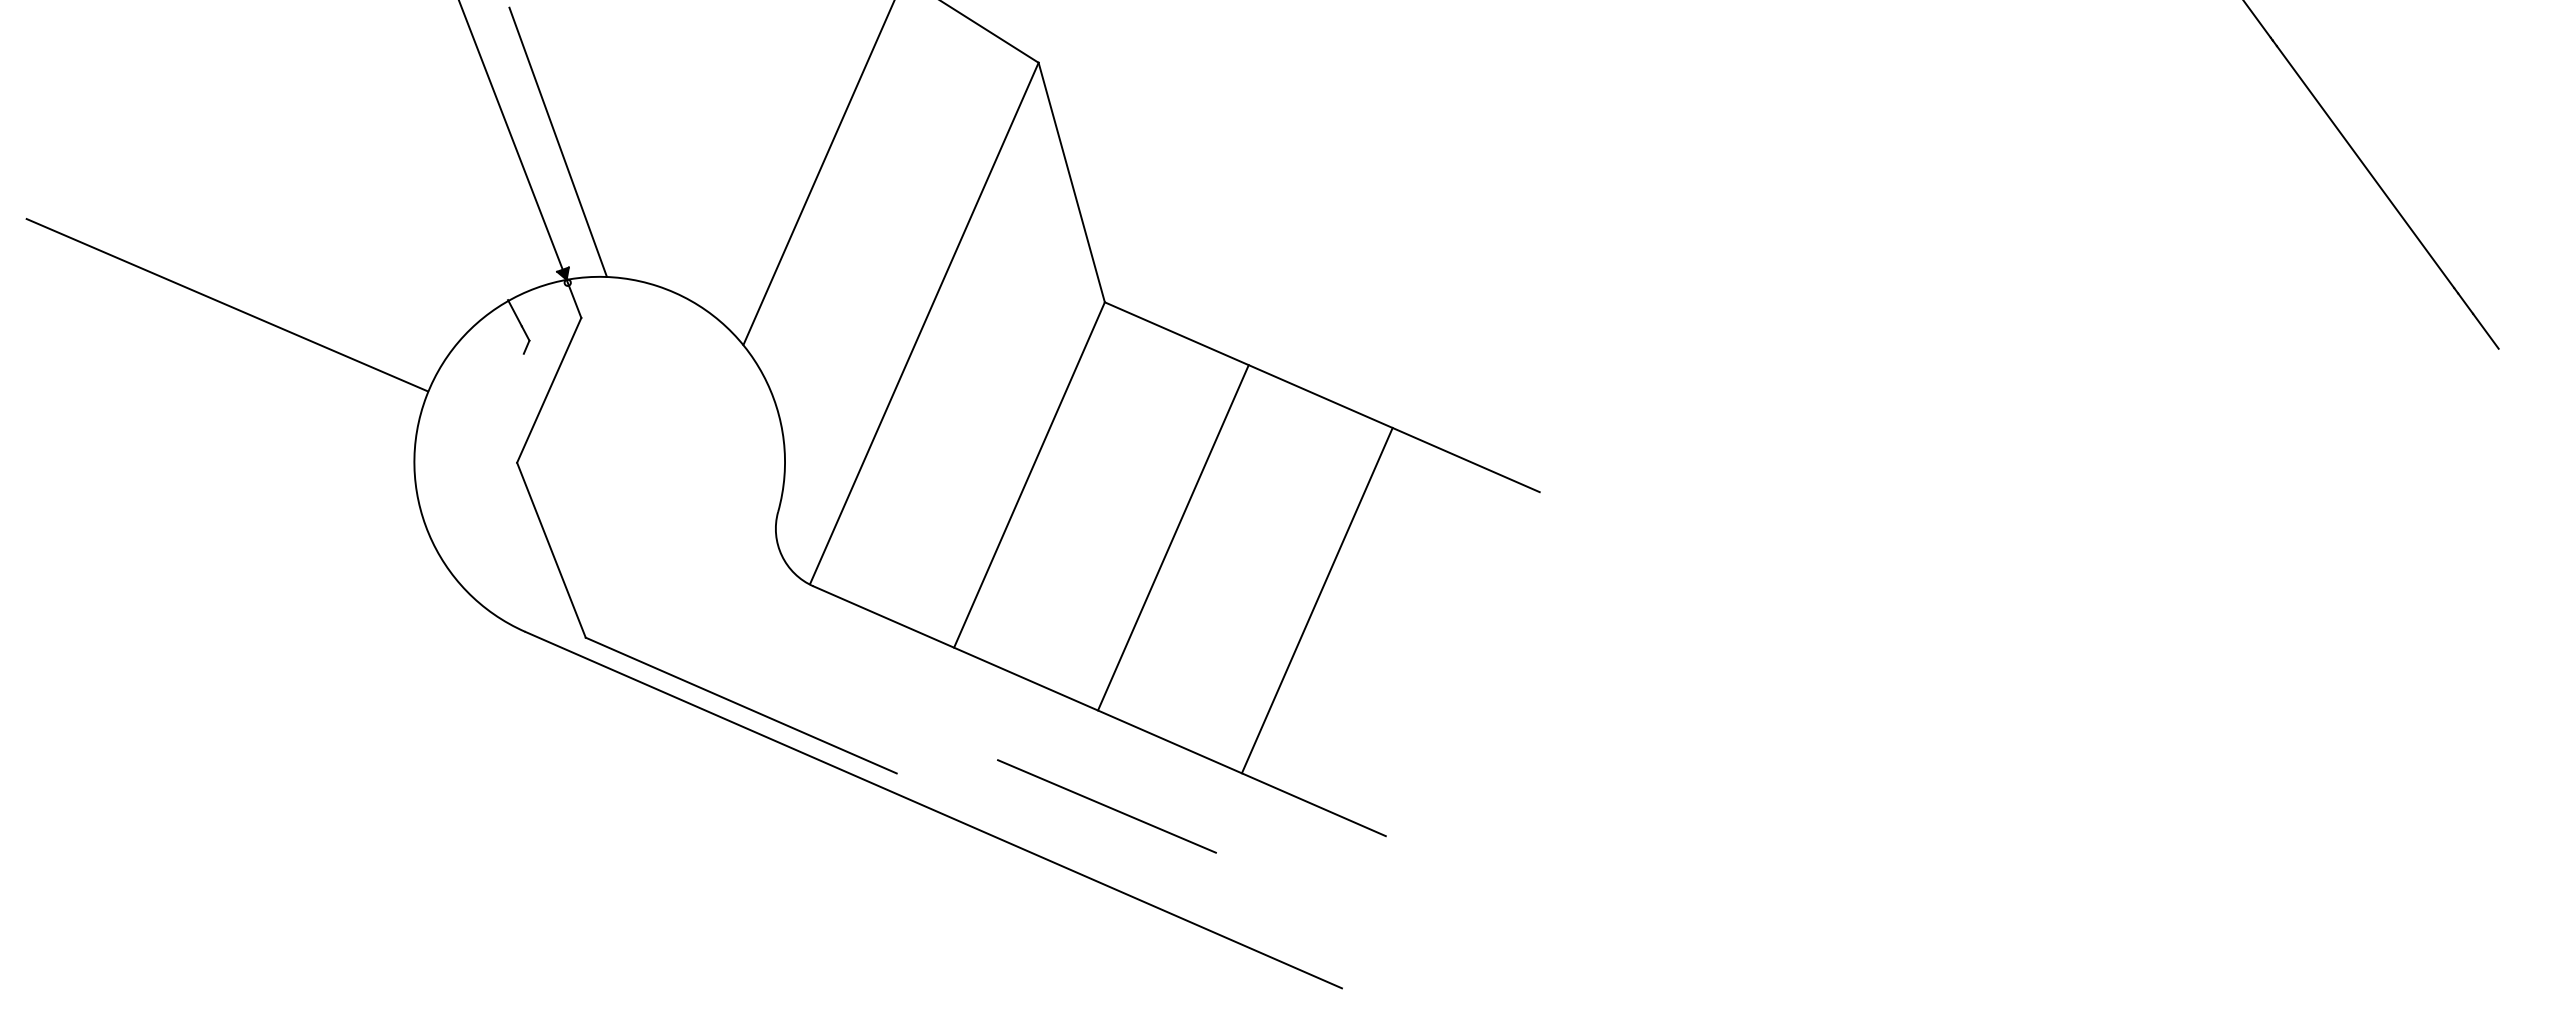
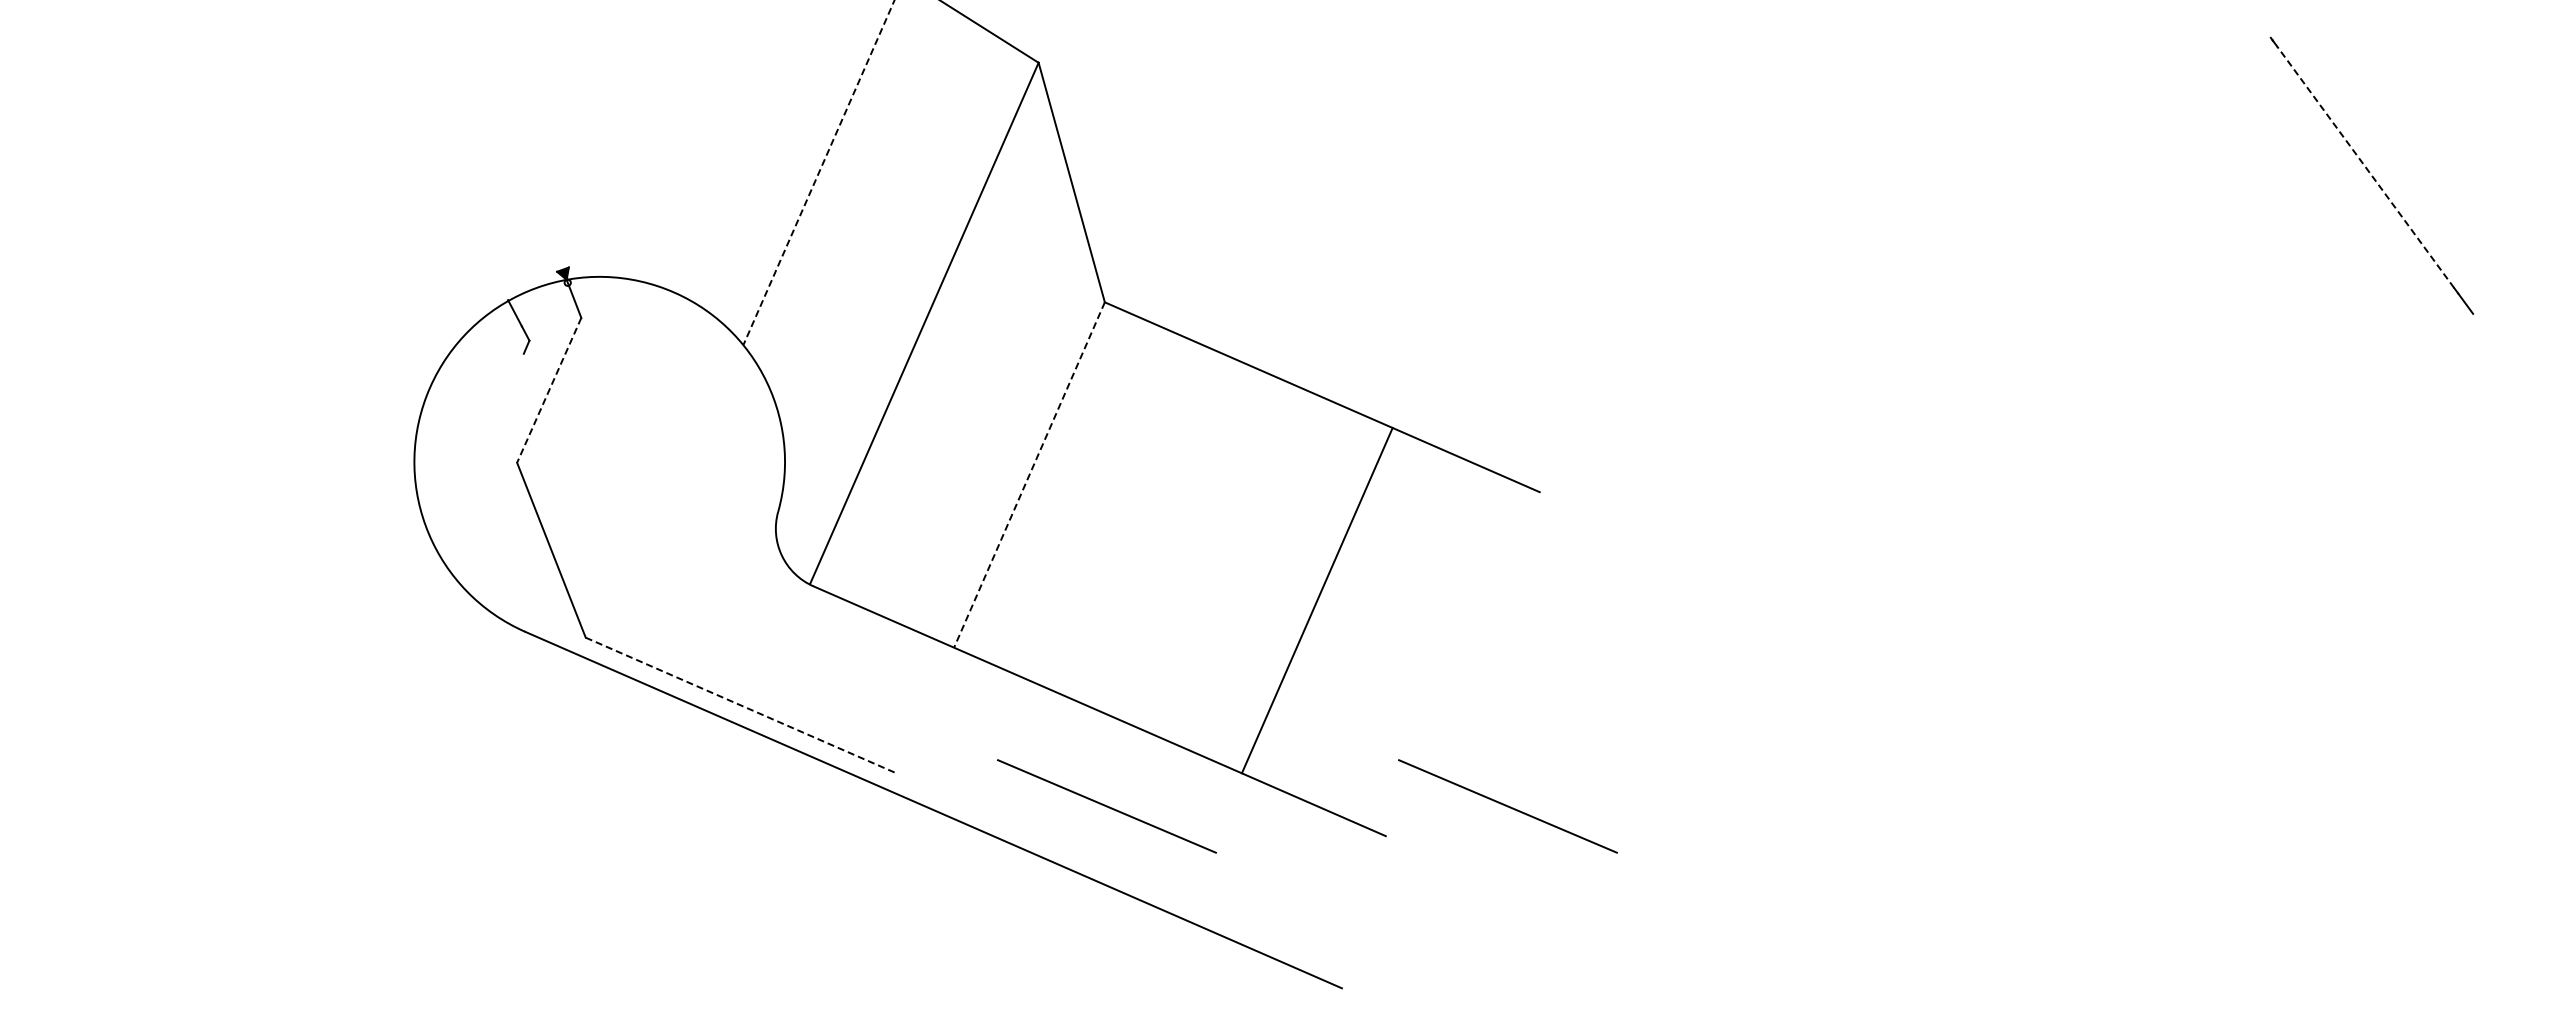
line: present -> none (2257, 19)
line: present -> none (512, 140)
line: present -> none (557, 141)
line: solid -> dashed (2365, 166)
line: solid -> dashed (818, 172)
line: present -> none (227, 305)
line: present -> none (2485, 330)
line: solid -> dashed (549, 390)
line: solid -> dashed (1029, 475)
line: present -> none (1173, 537)
line: solid -> dashed (741, 705)
line: none -> present (1507, 806)
